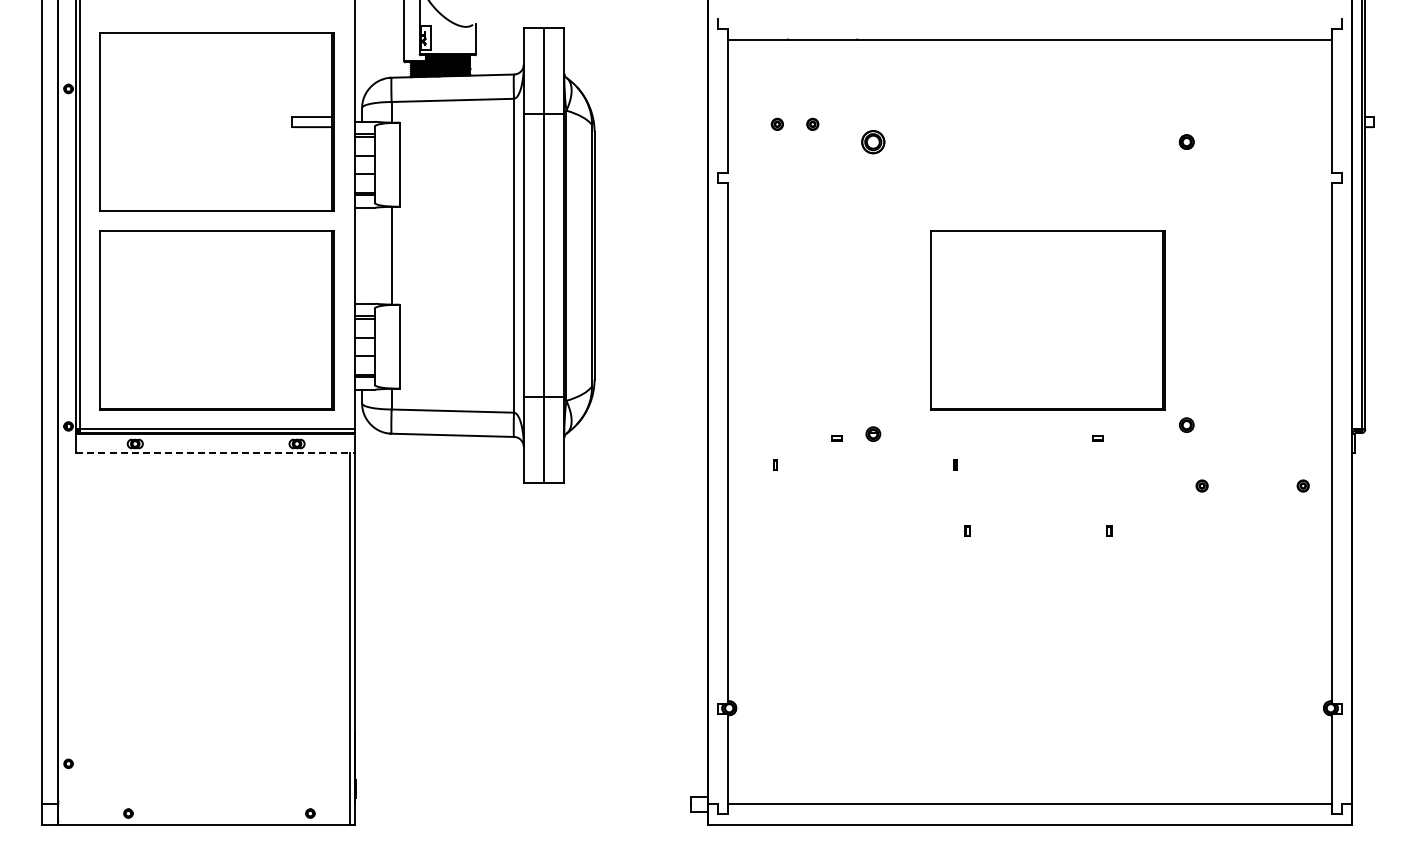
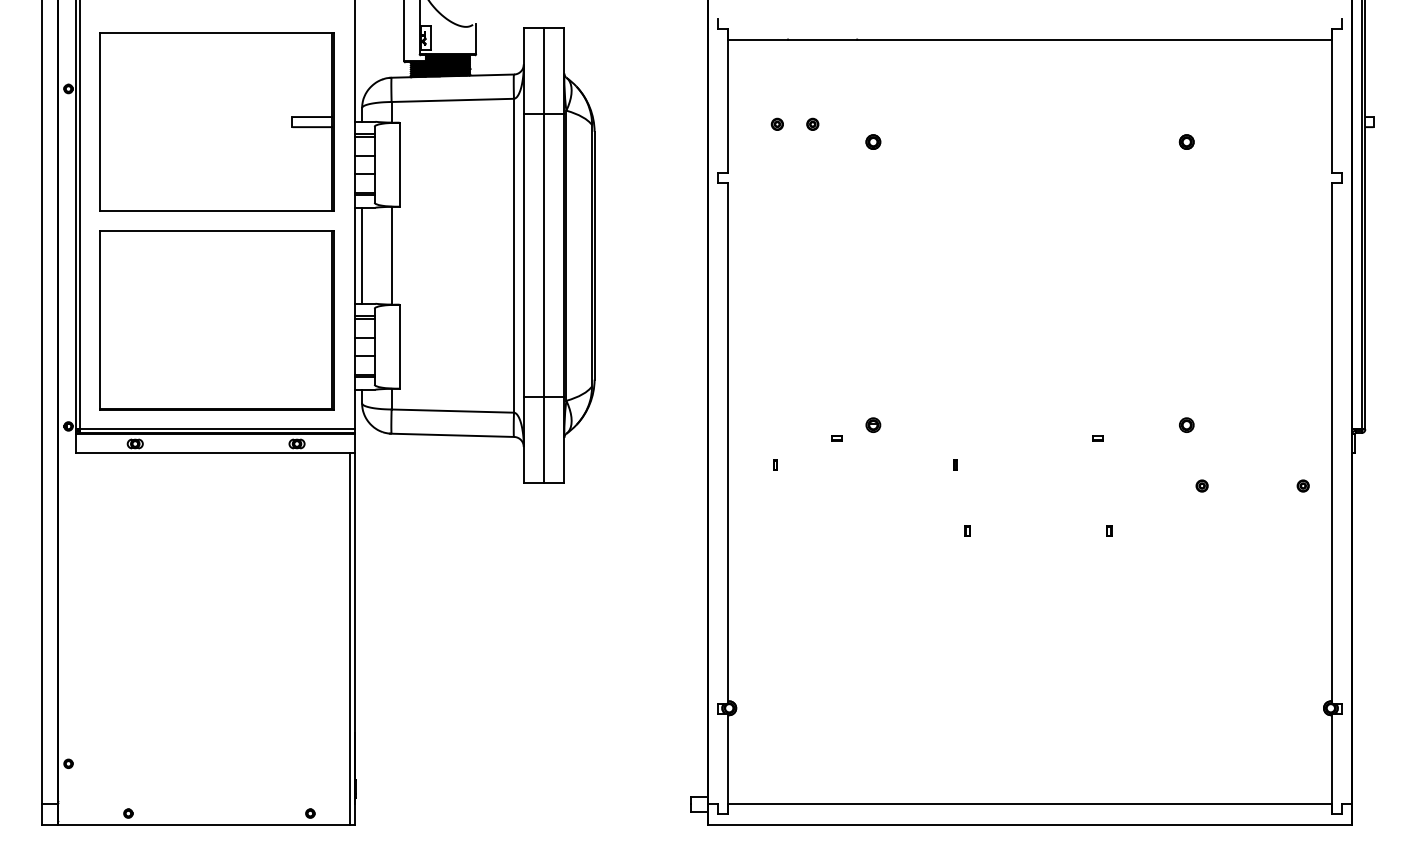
part size: 25x25 px -> 17x16 px (873, 141)
line: none -> present (362, 255)
part: present -> none (1047, 320)
part position: (873, 433) -> (873, 424) (873, 424)
line: dashed -> solid (215, 453)
